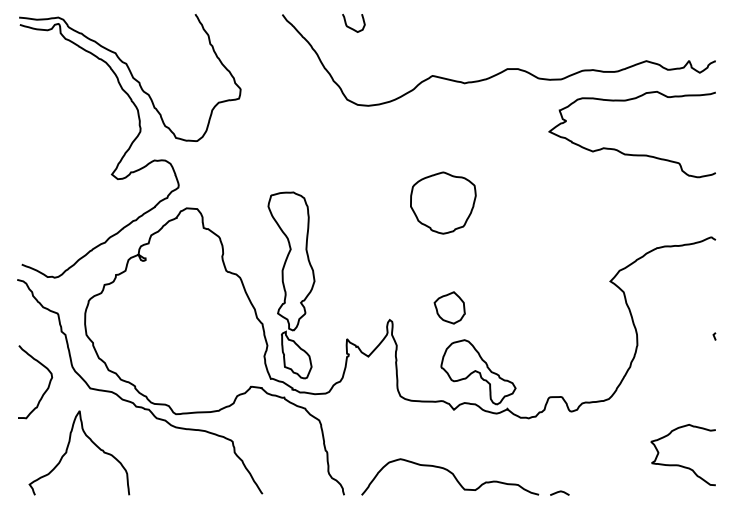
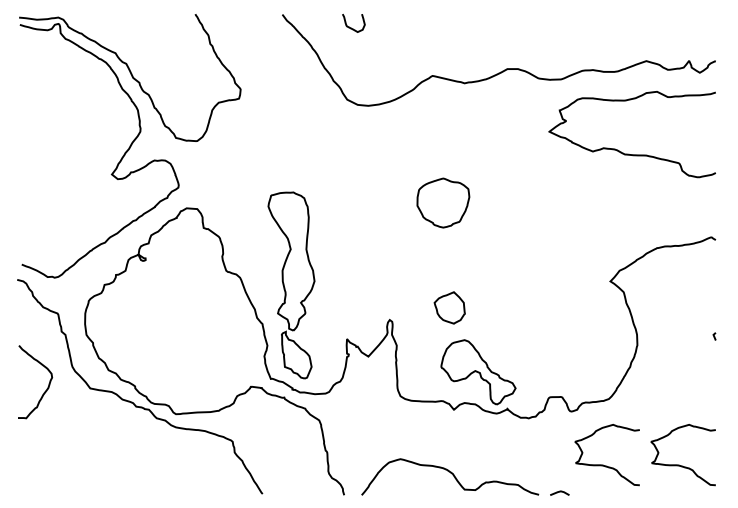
part size: 67x64 px -> 55x52 px (443, 202)
curve: present -> none (68, 448)
curve: none -> present (603, 464)
